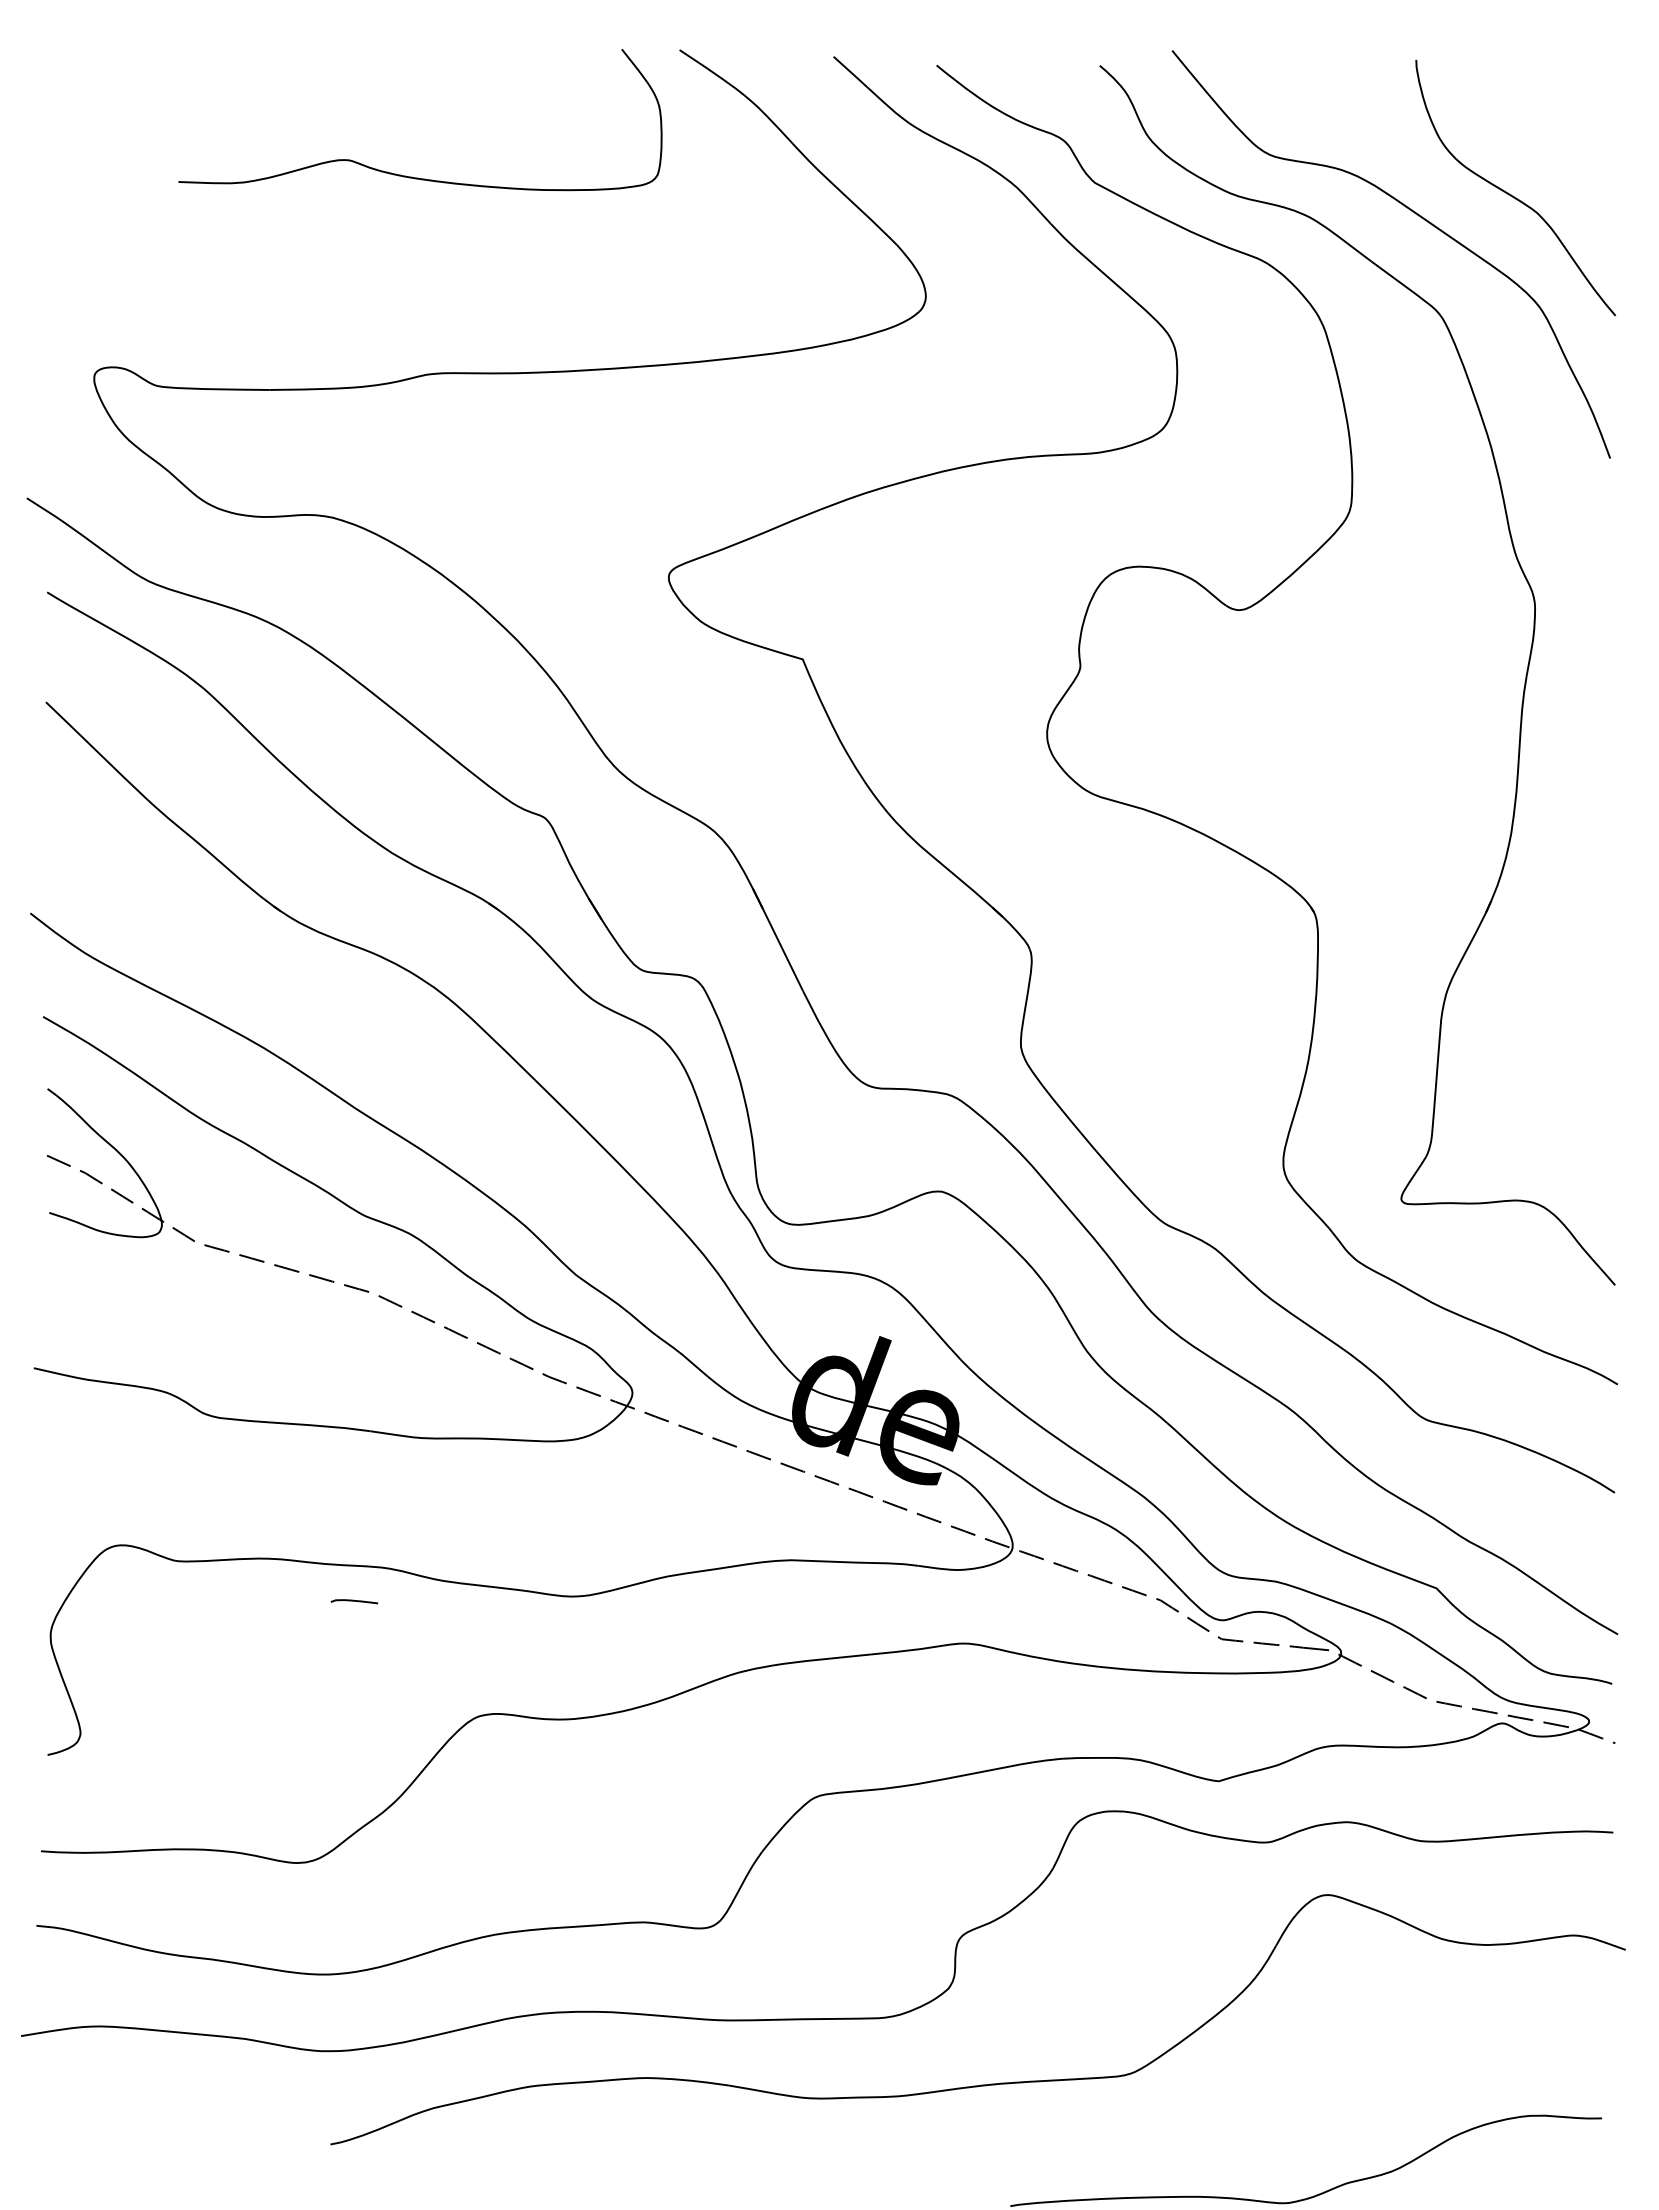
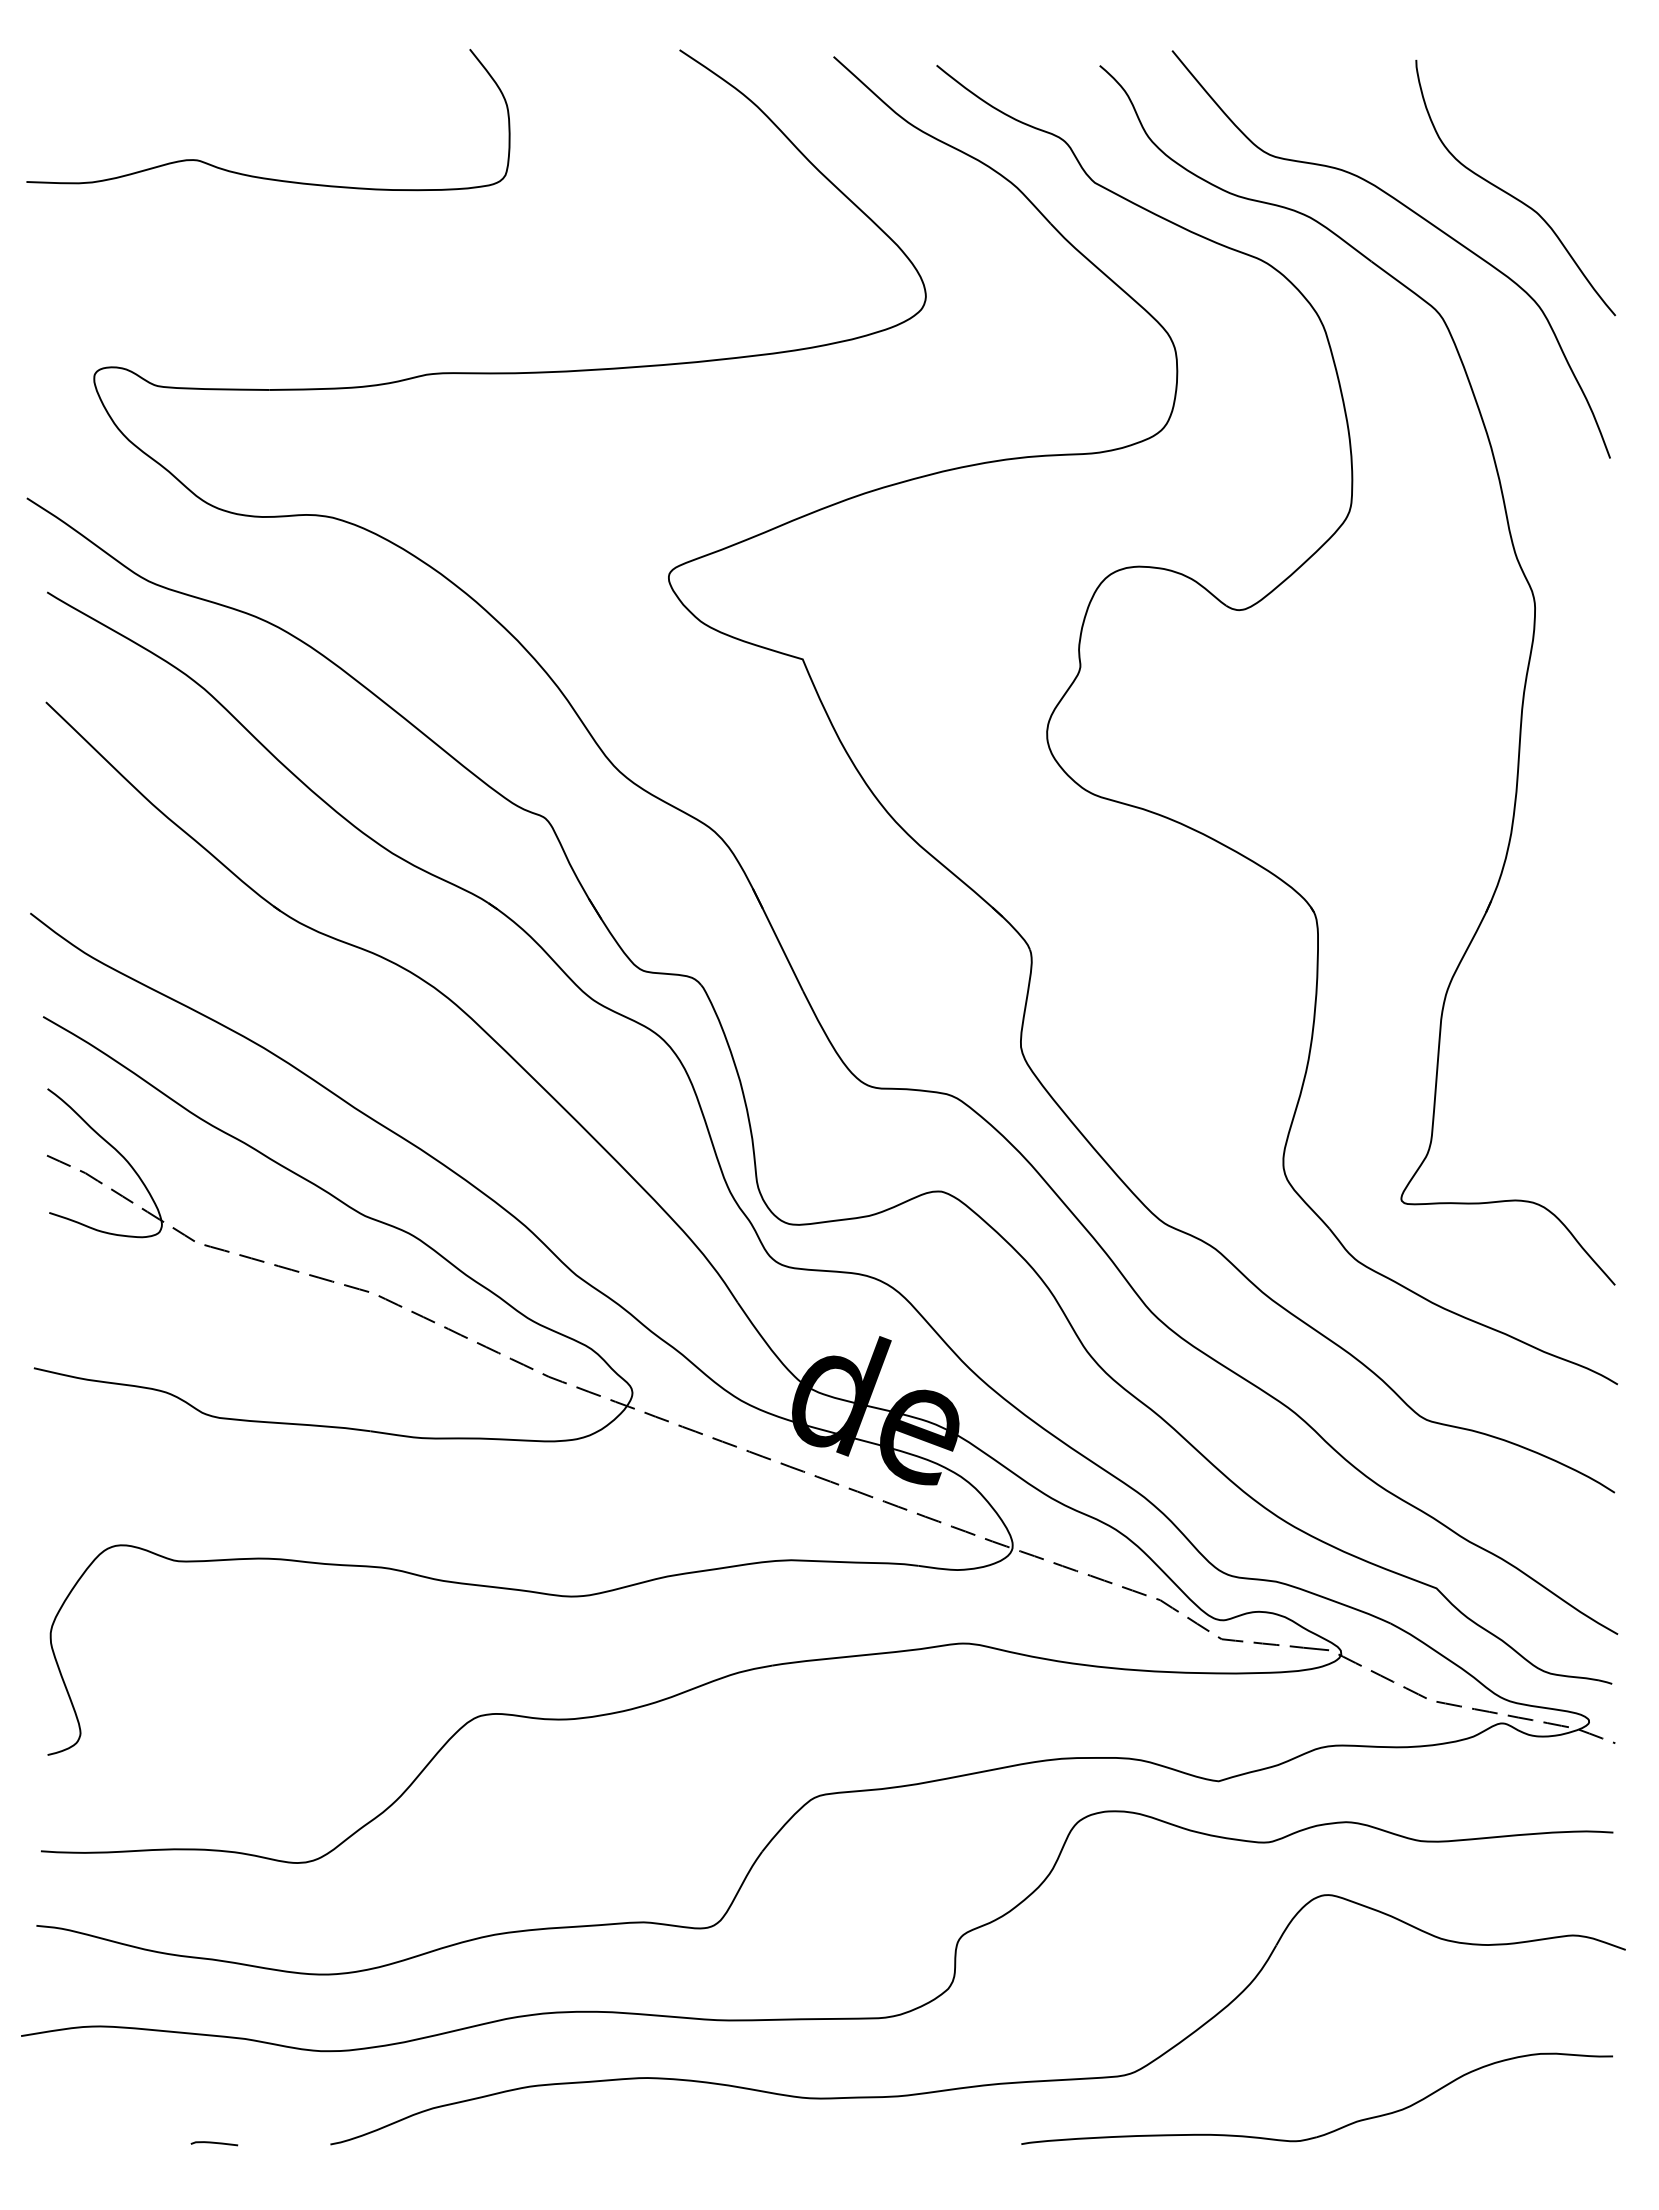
curve position: (412, 176) -> (260, 176) (260, 176)
curve position: (354, 1601) -> (214, 2143) (214, 2143)
part position: (1318, 2193) -> (1329, 2131) (1329, 2131)
